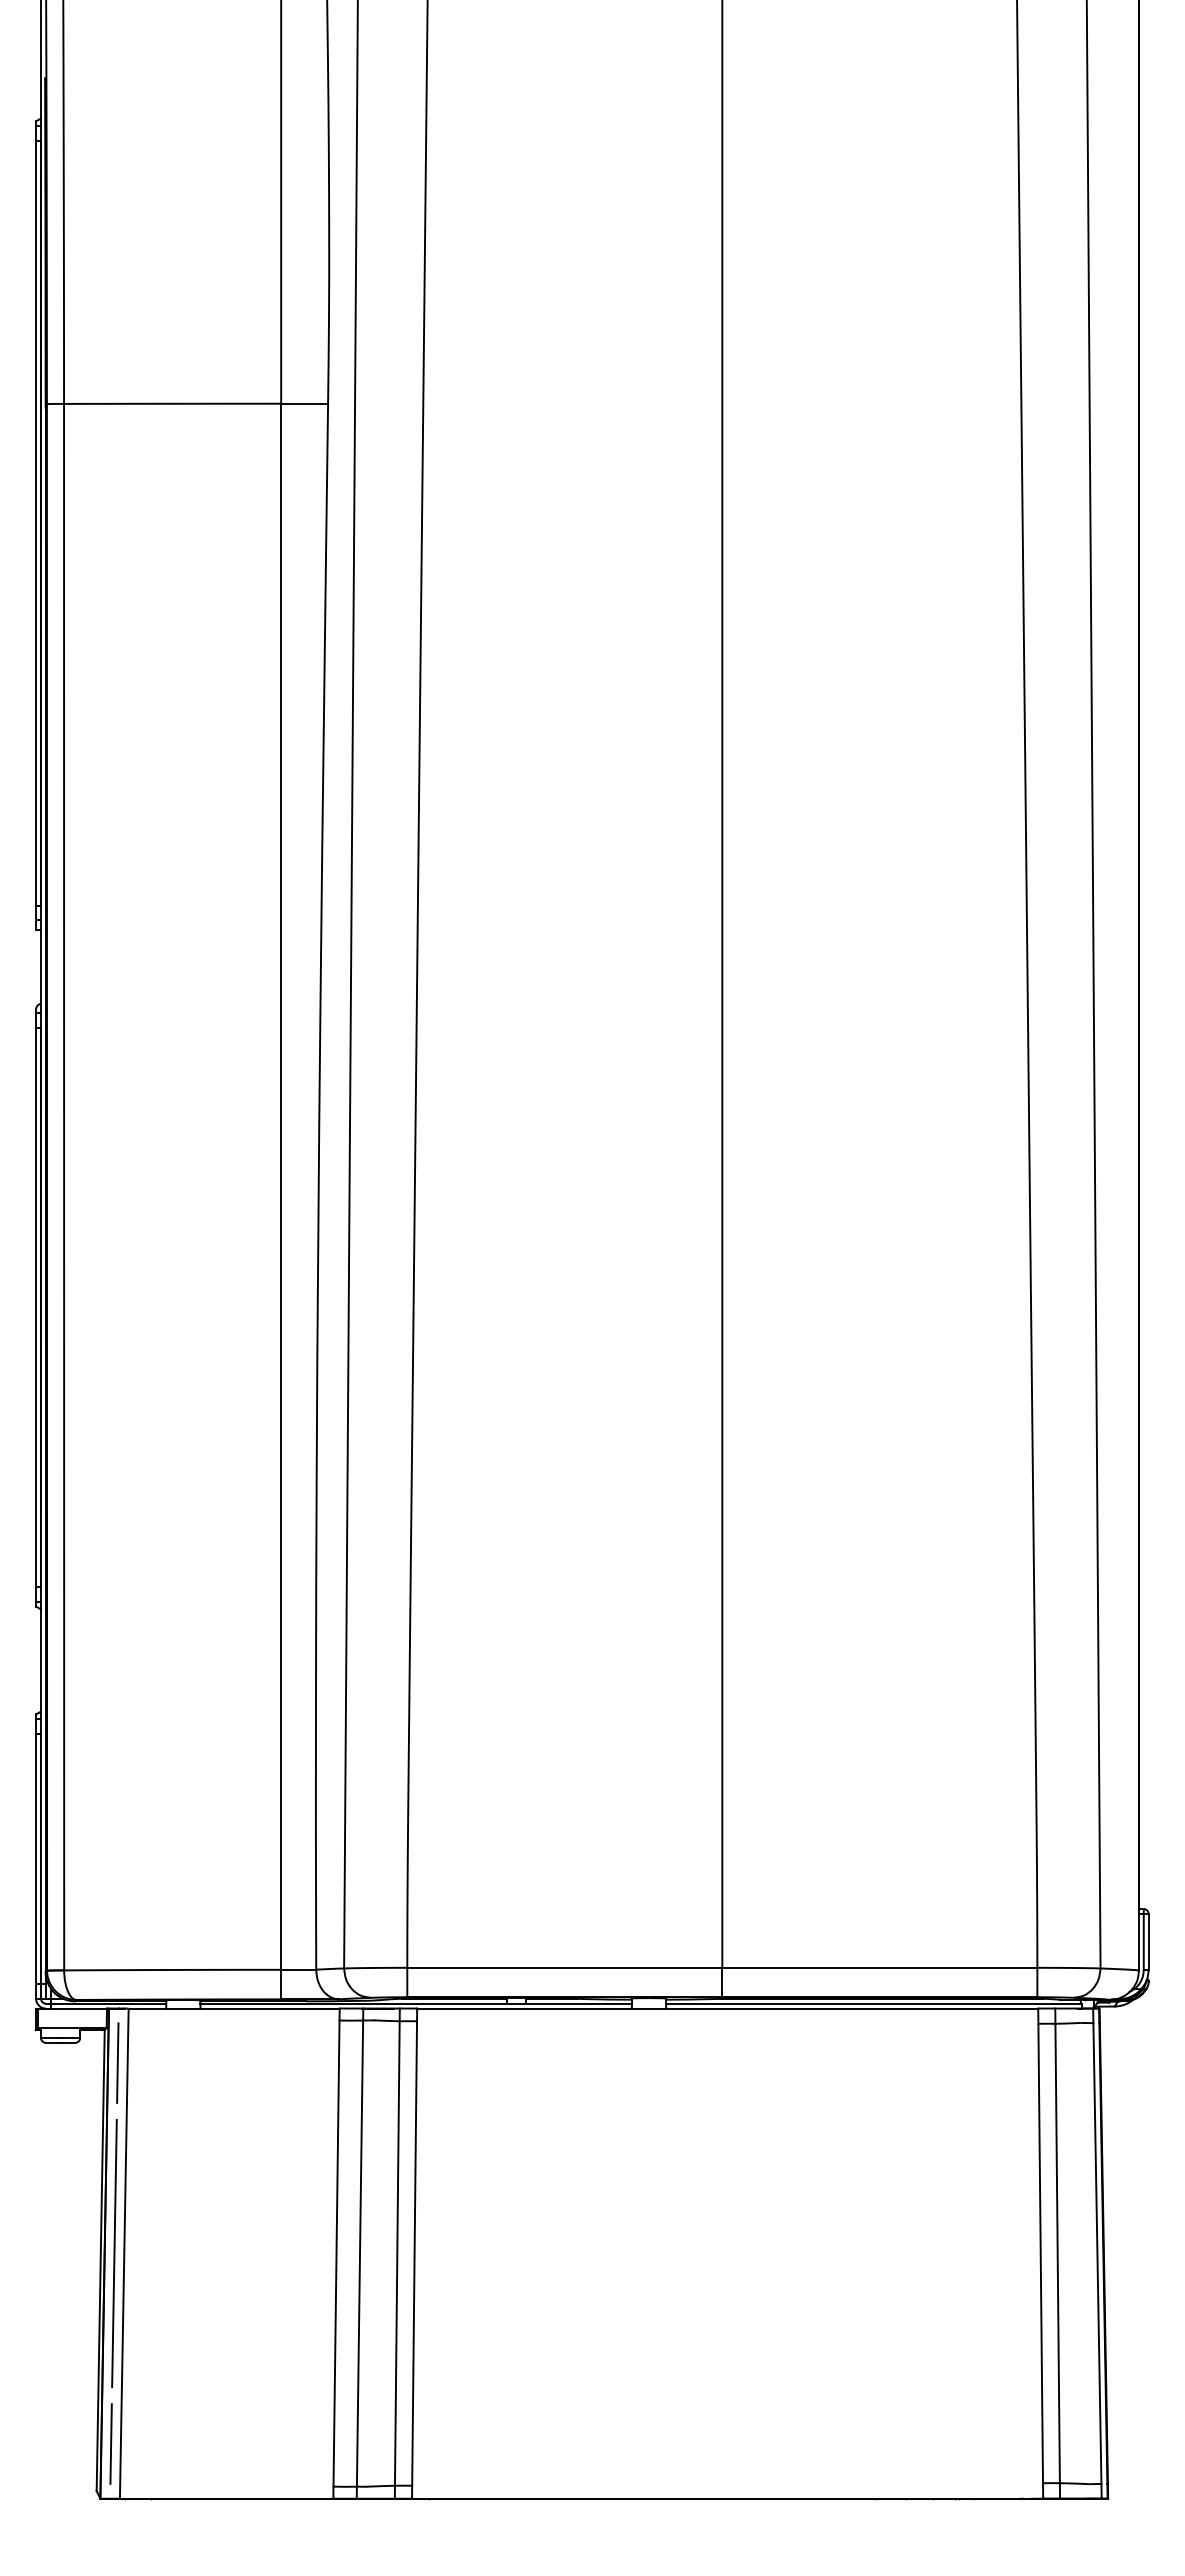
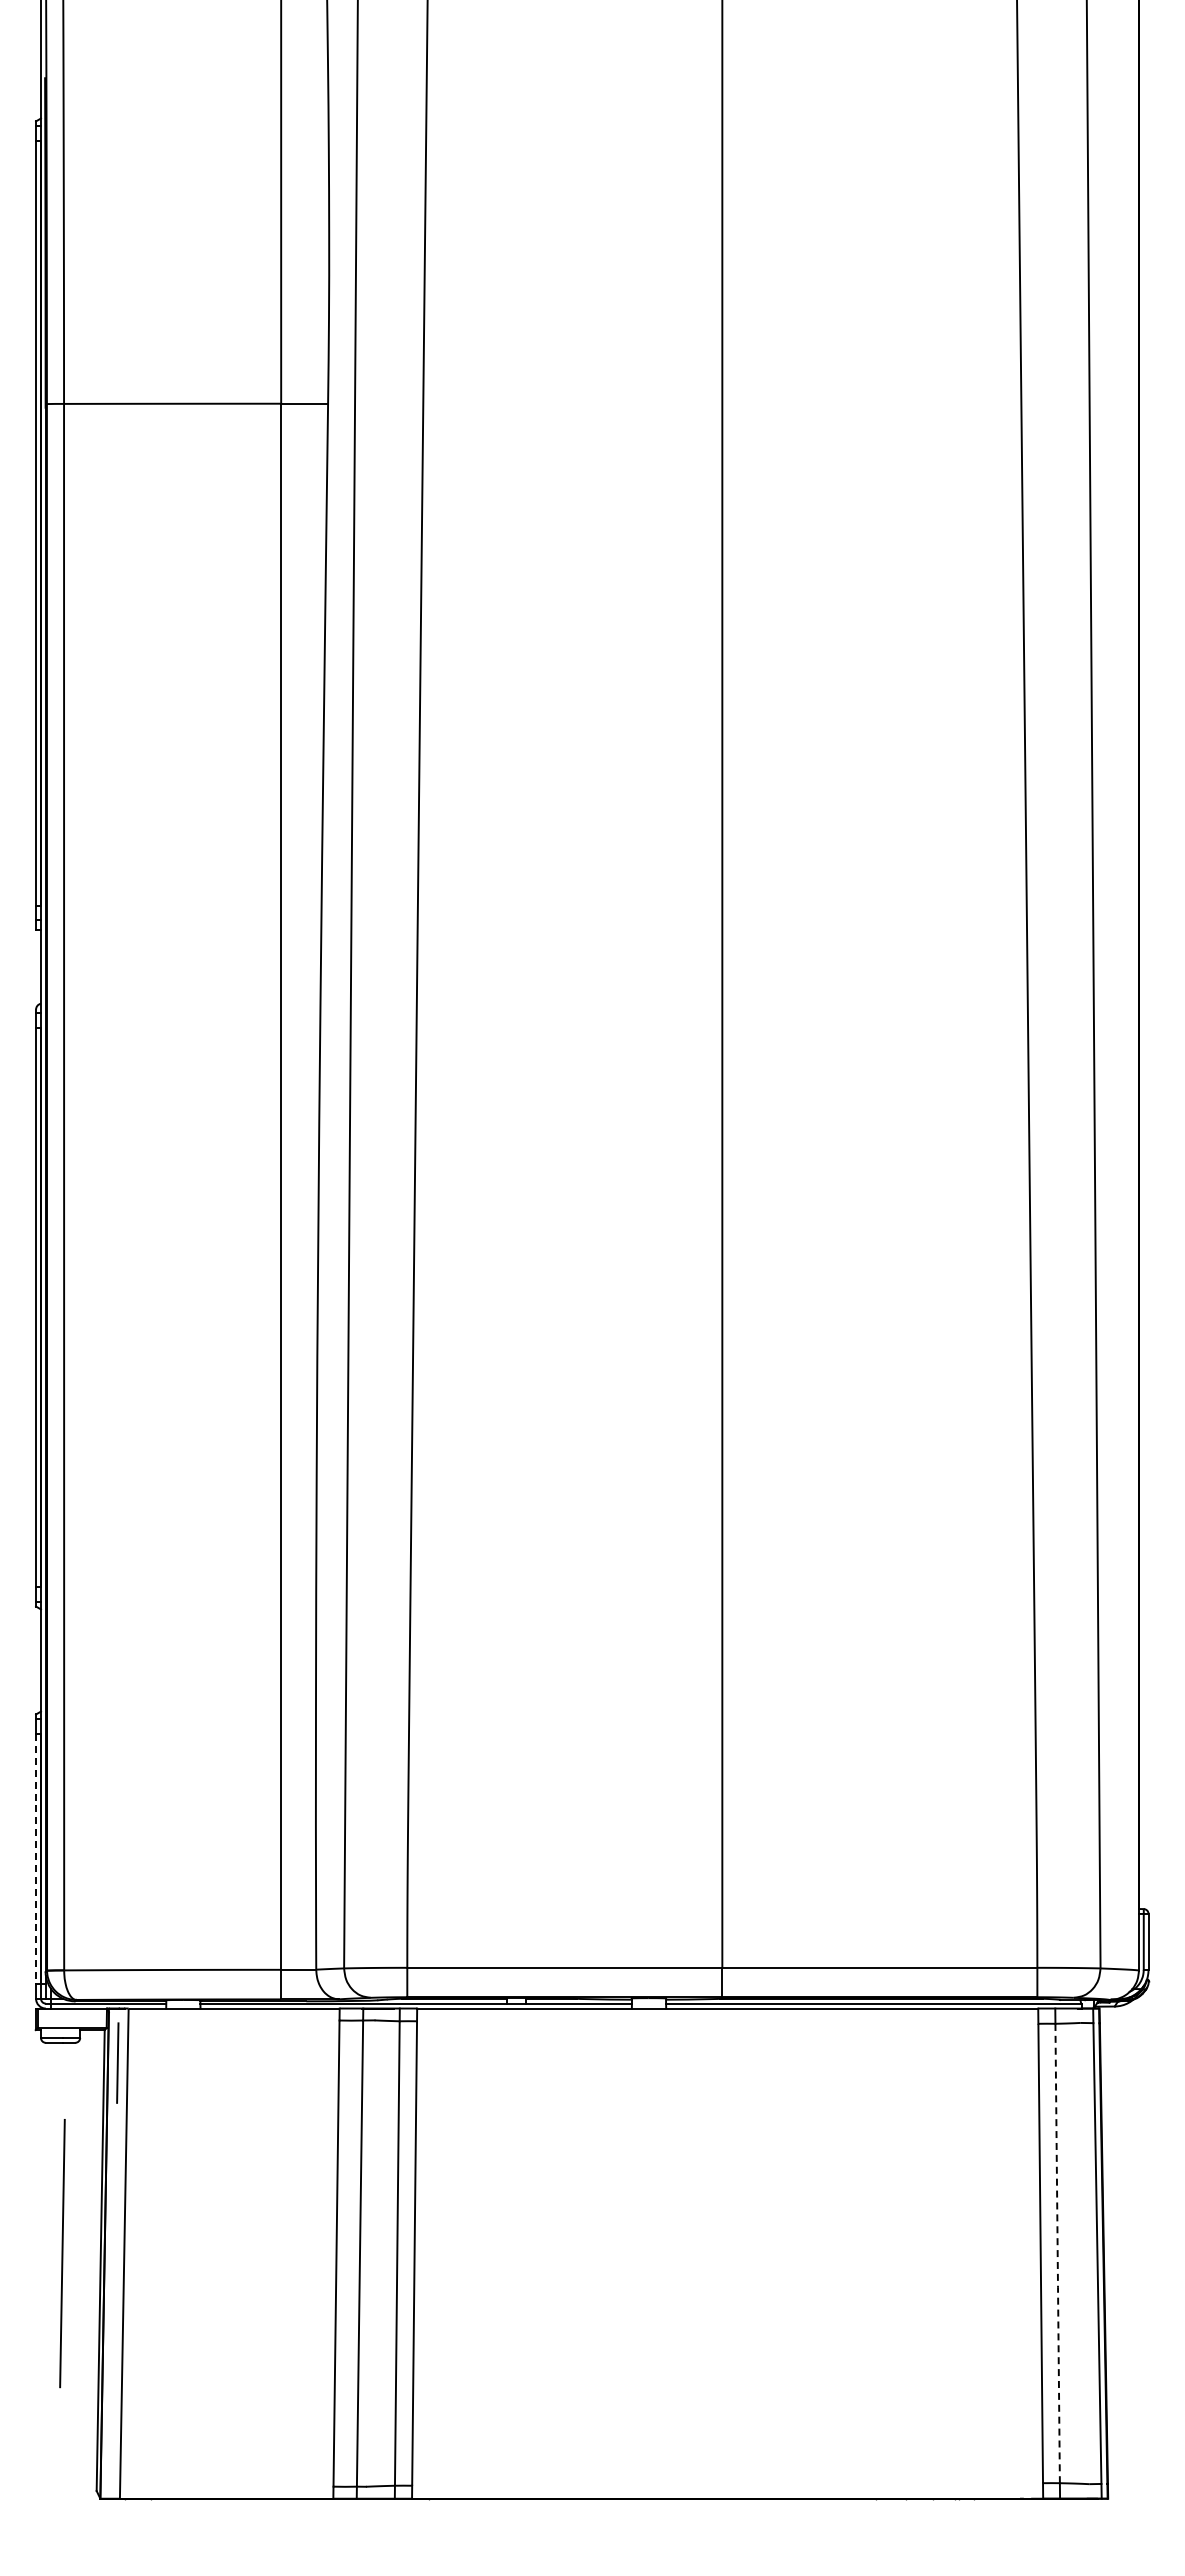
line: solid -> dashed (36, 1859)
line position: (114, 2253) -> (62, 2253) (62, 2253)
line: solid -> dashed (1057, 2254)
line: present -> none (110, 2443)
